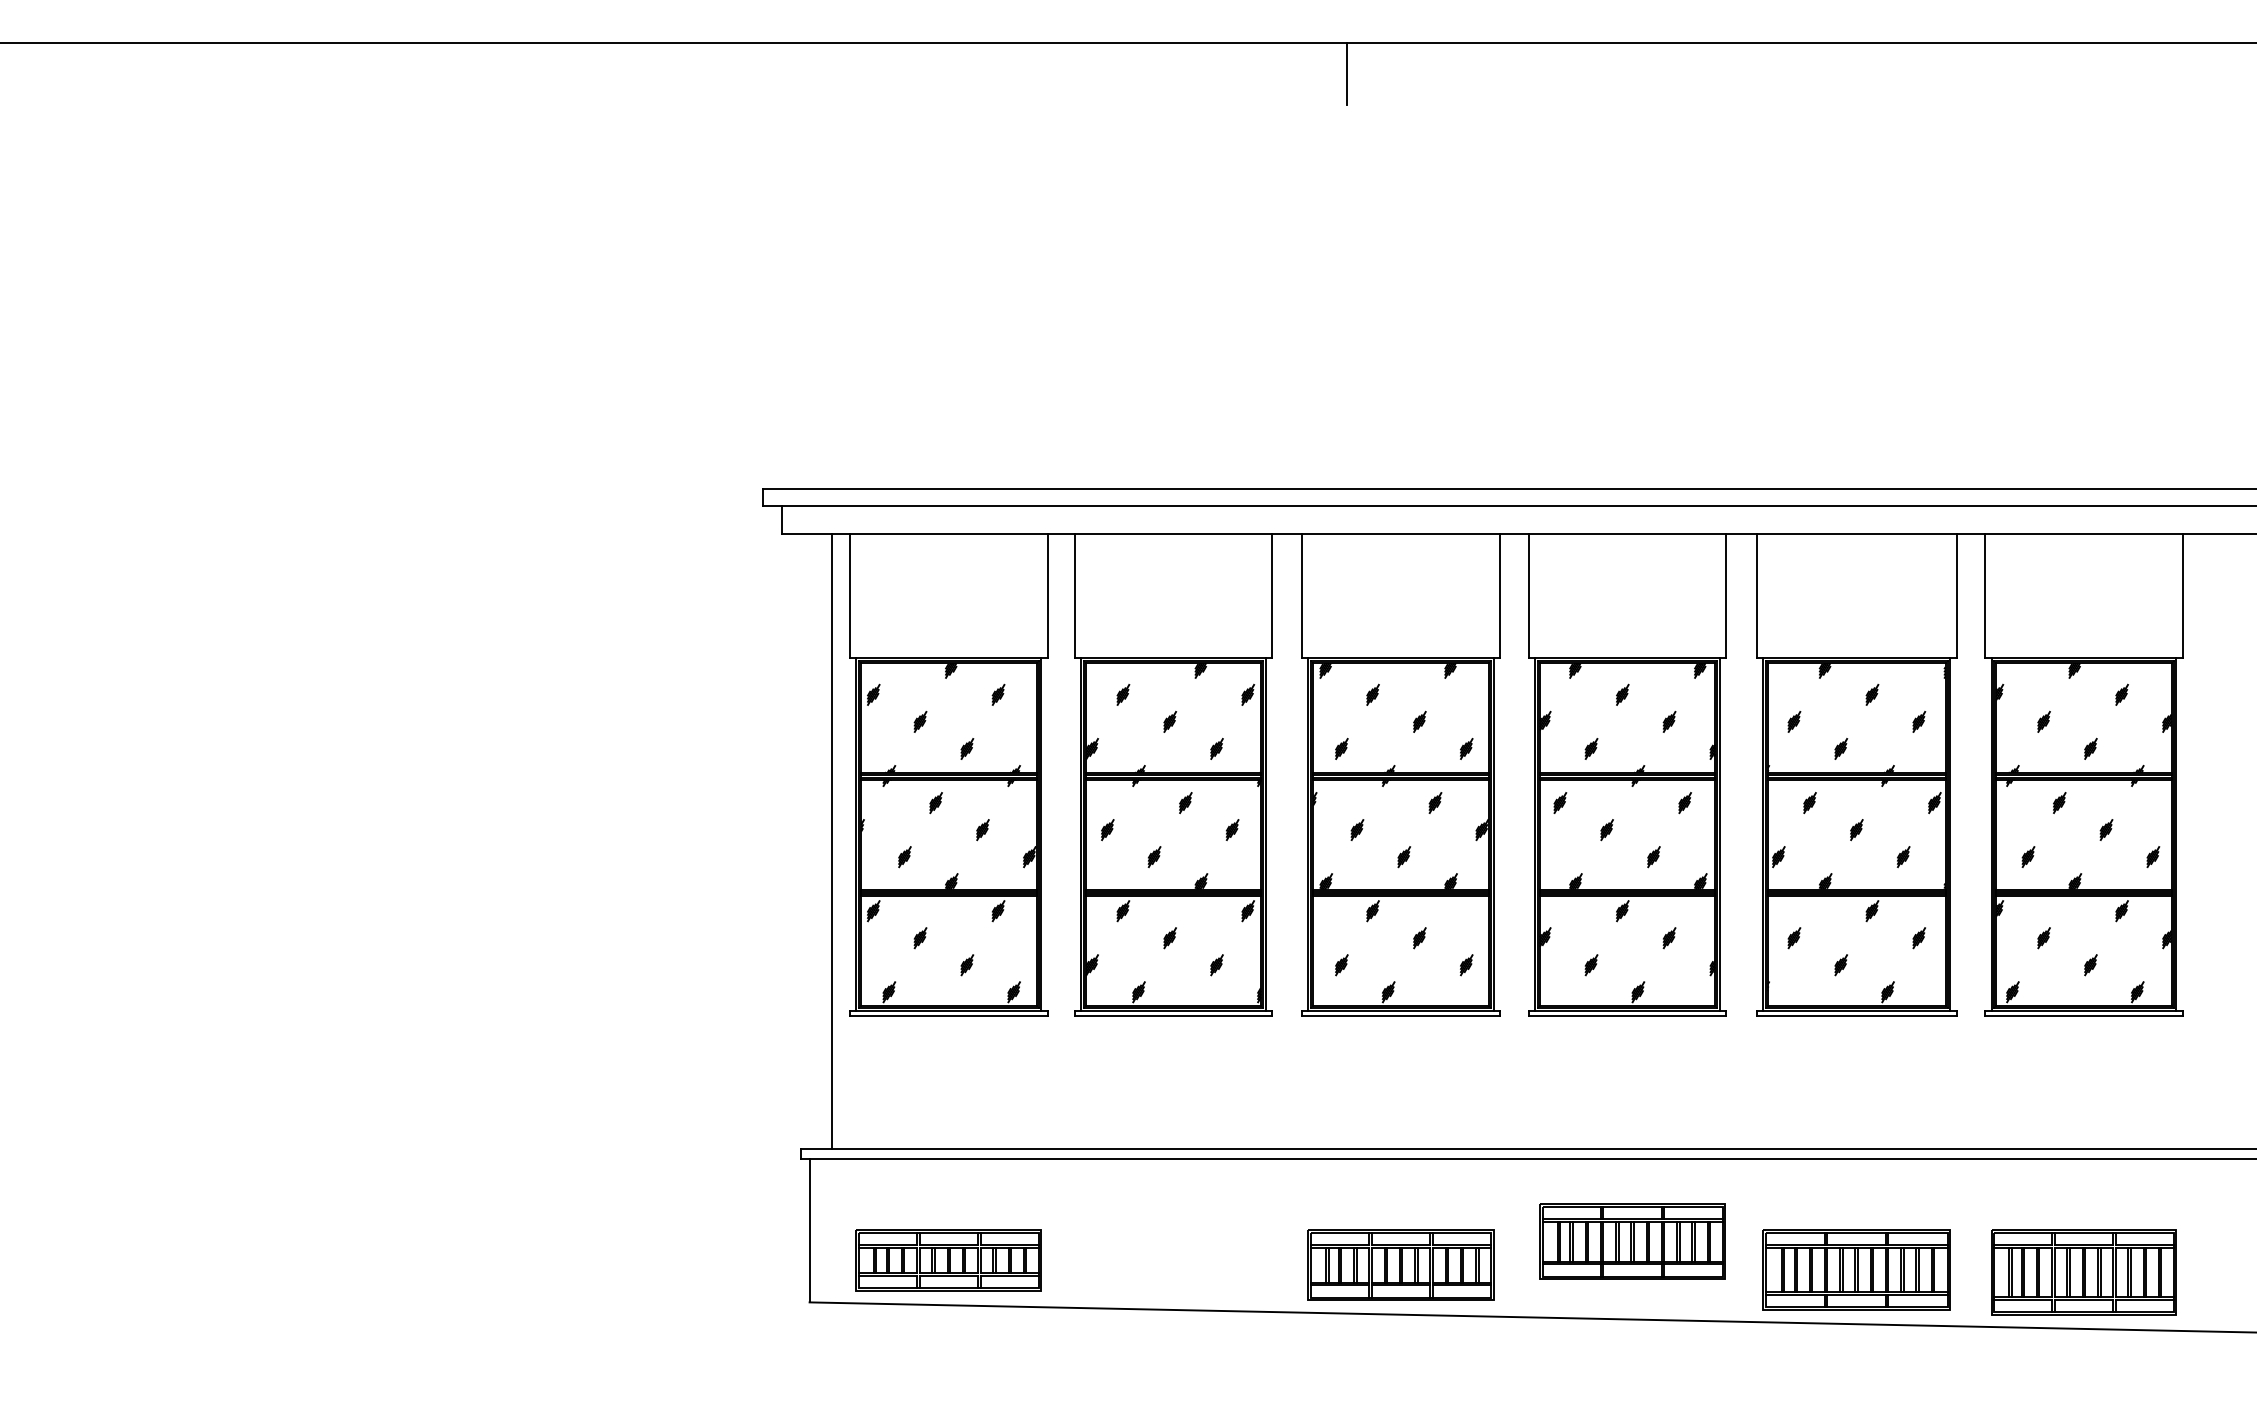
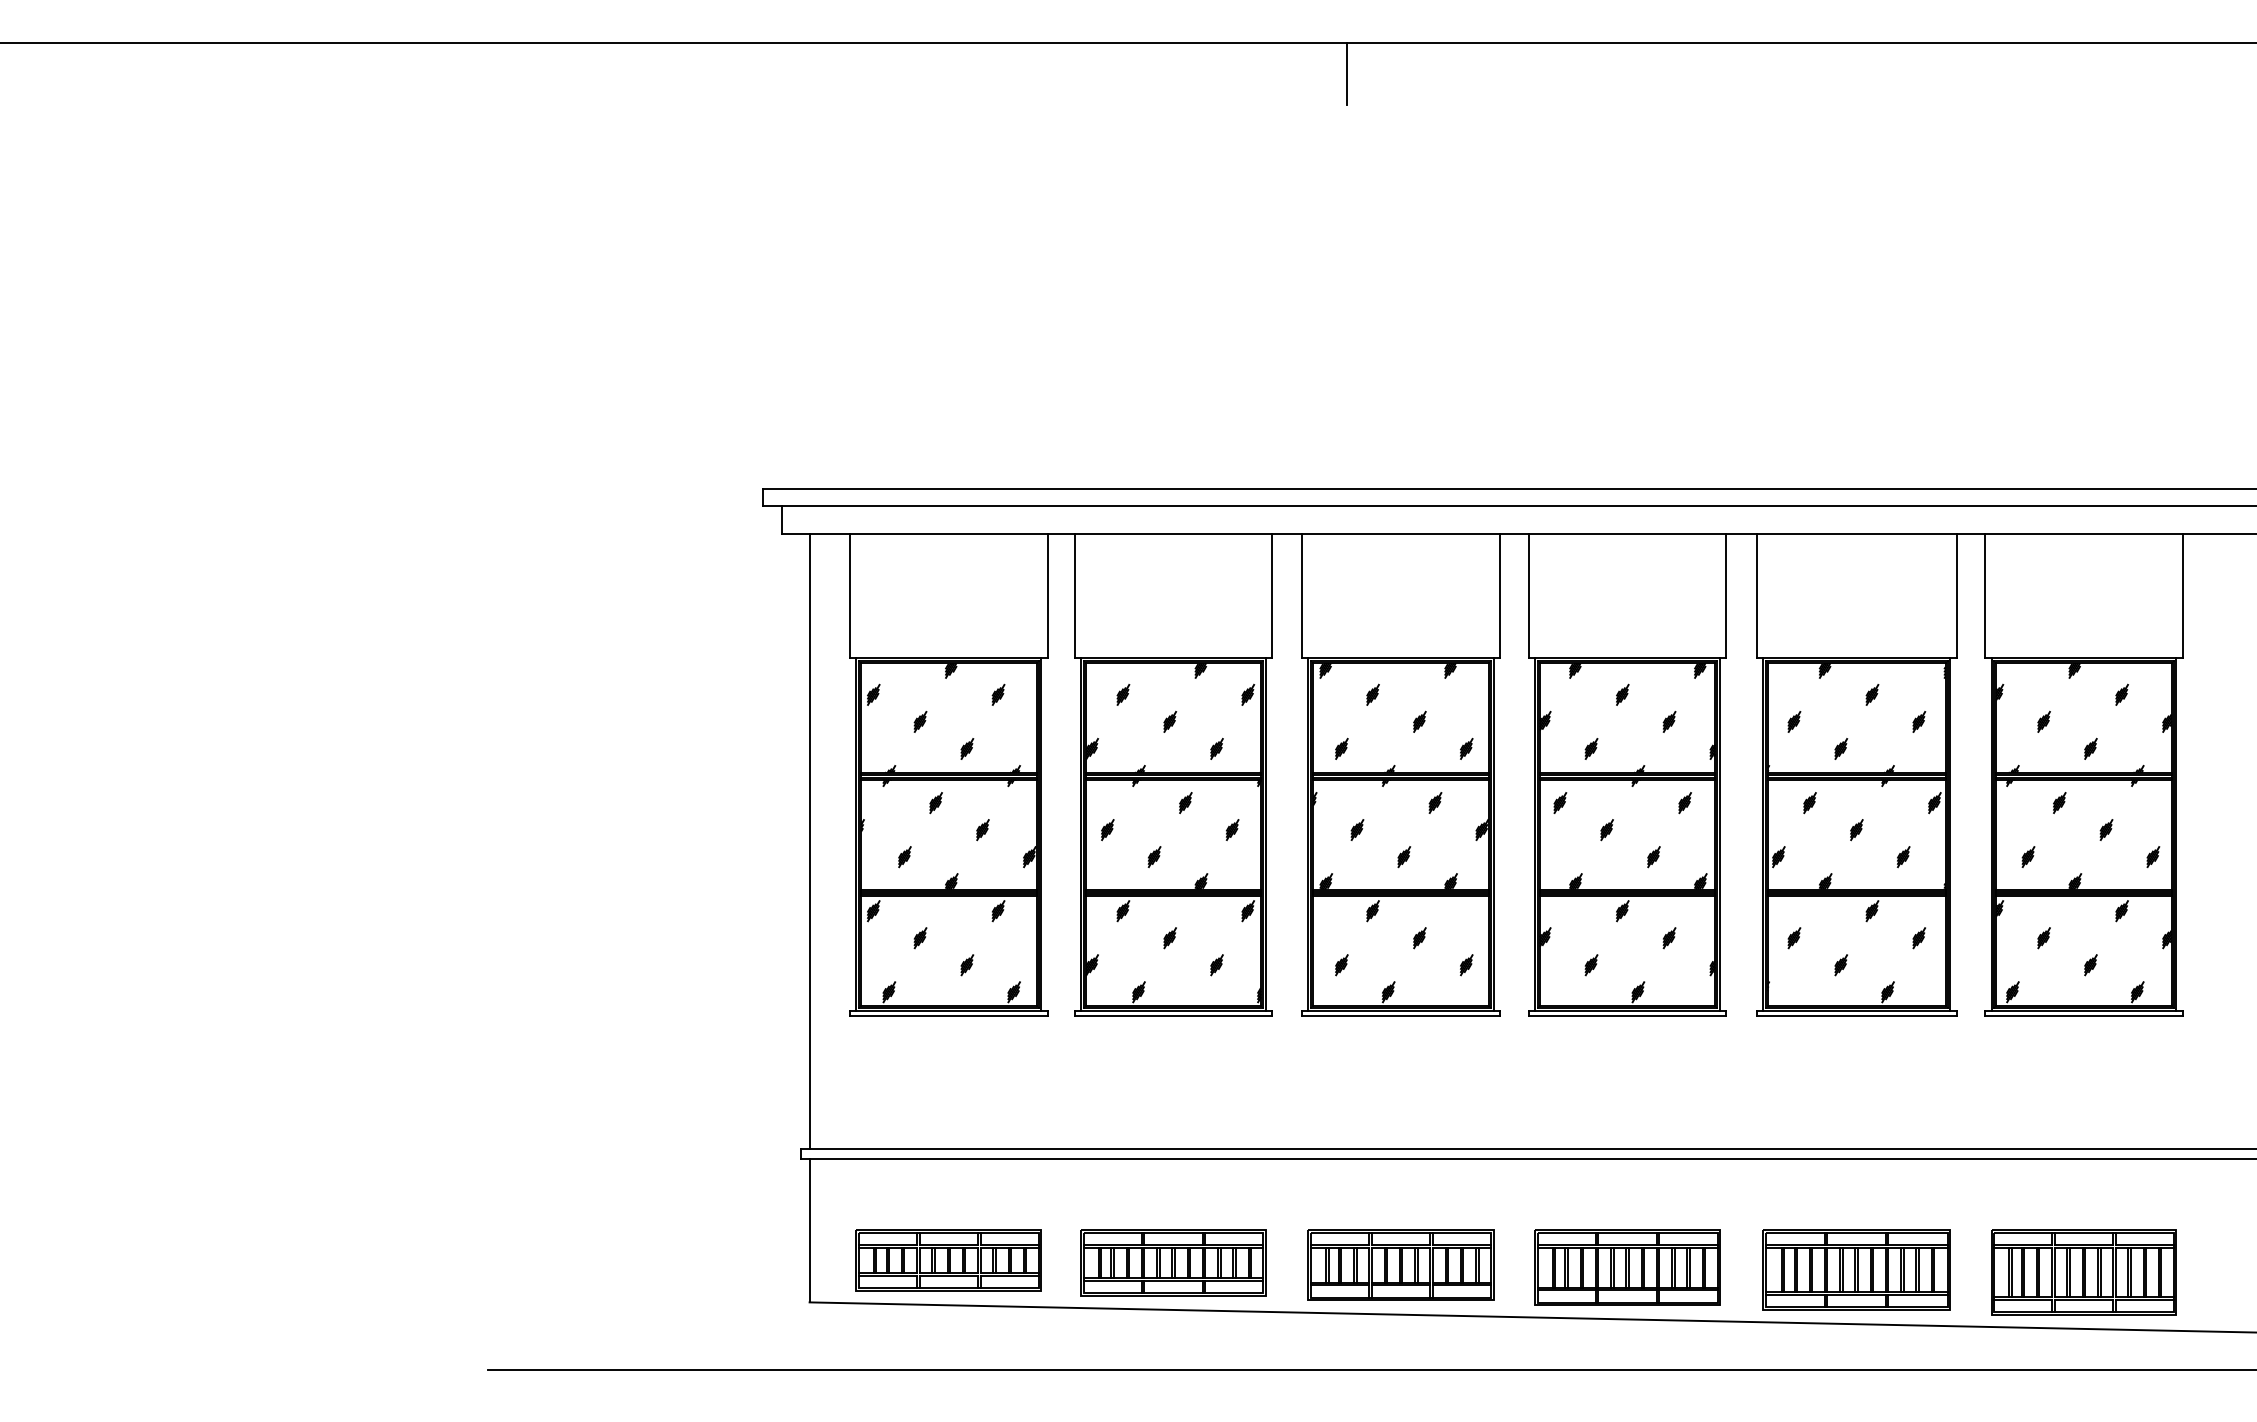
line position: (831, 841) -> (809, 841) (809, 841)
part position: (1632, 1241) -> (1627, 1267) (1627, 1267)
part: none -> present (1173, 1262)
line: none -> present (1370, 1370)
